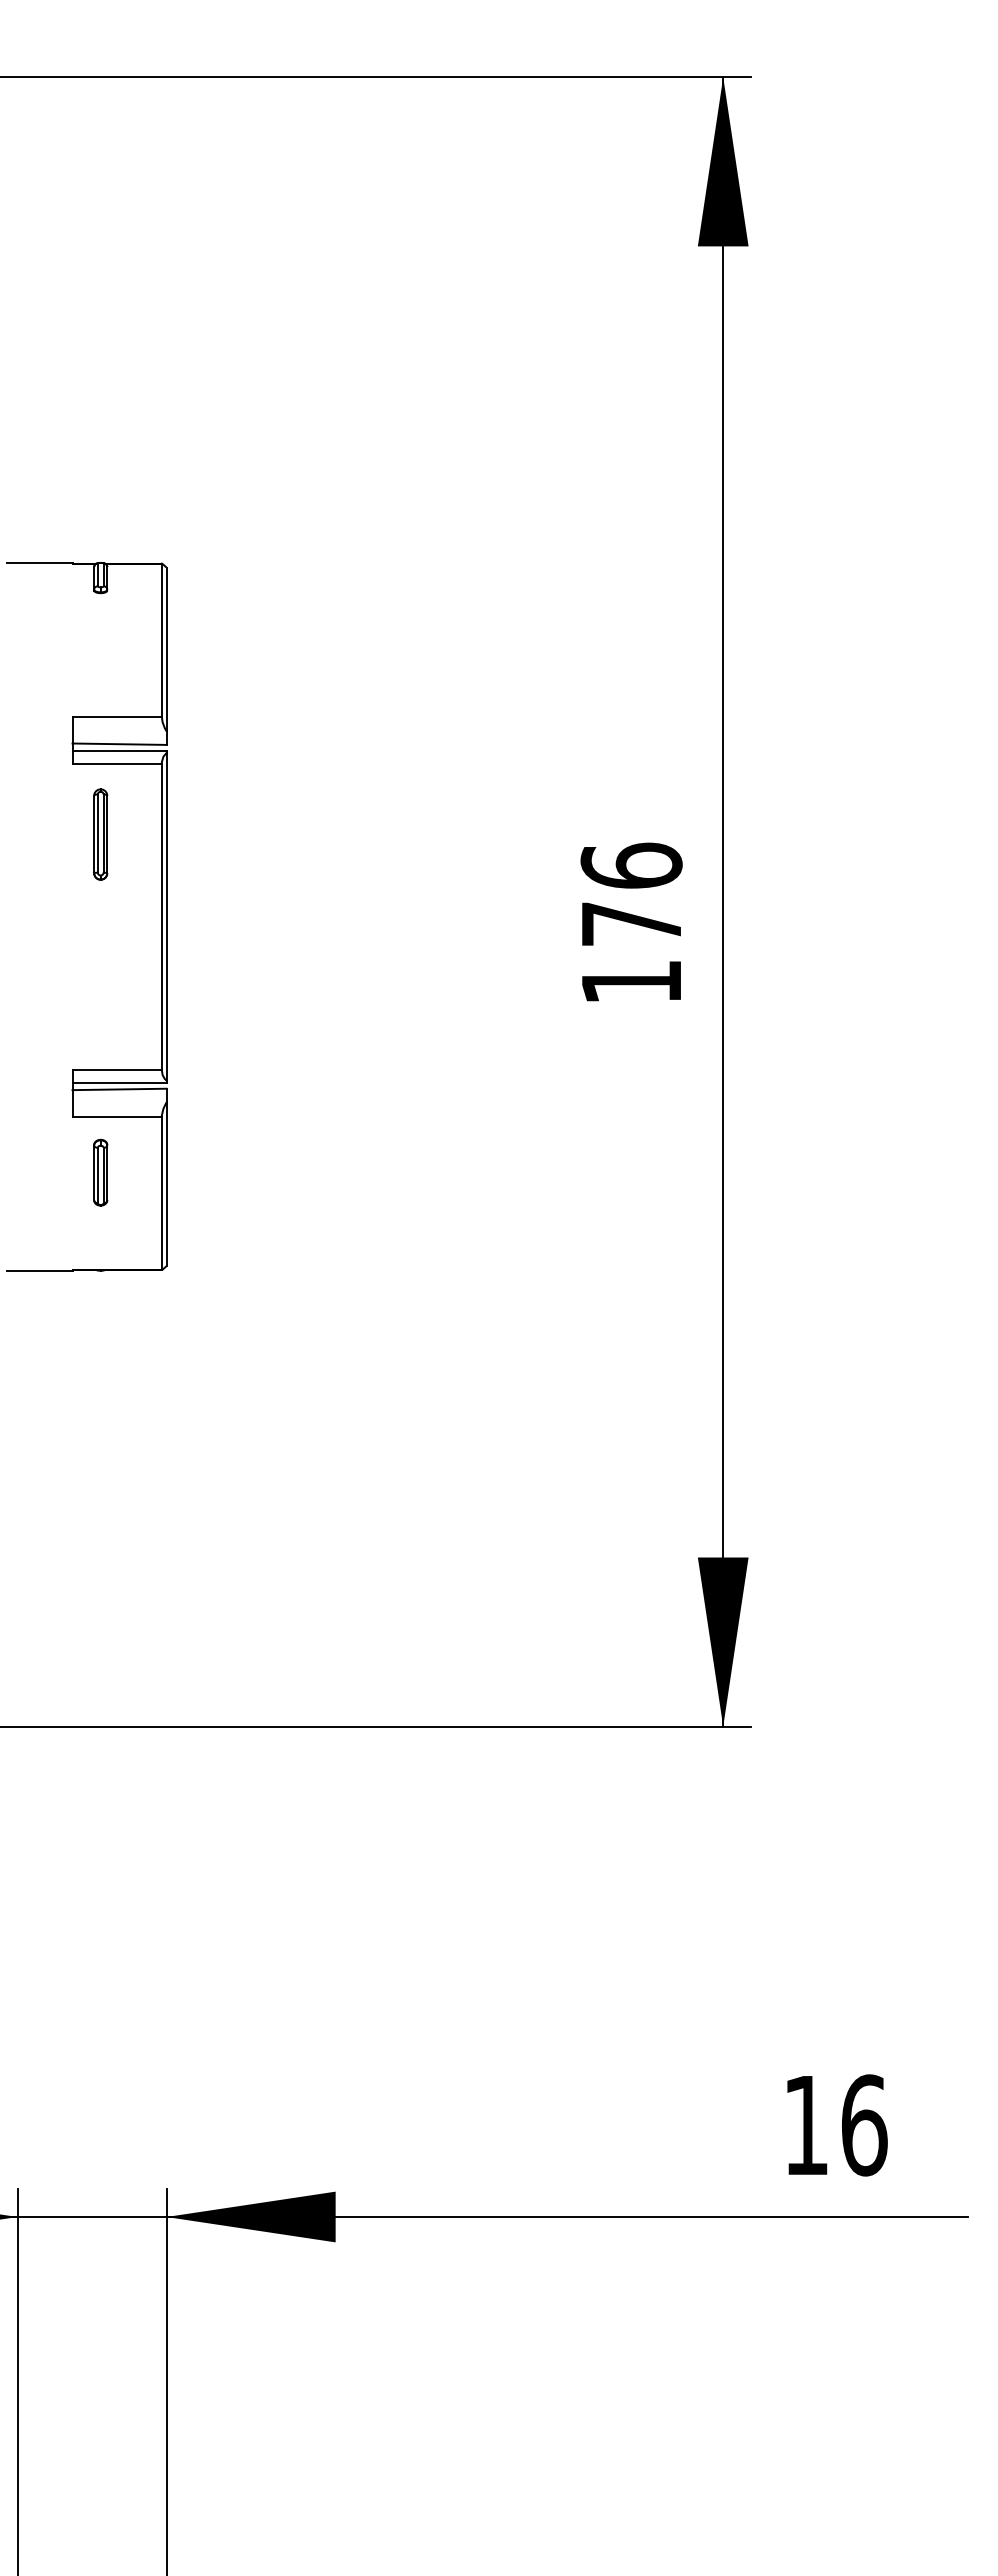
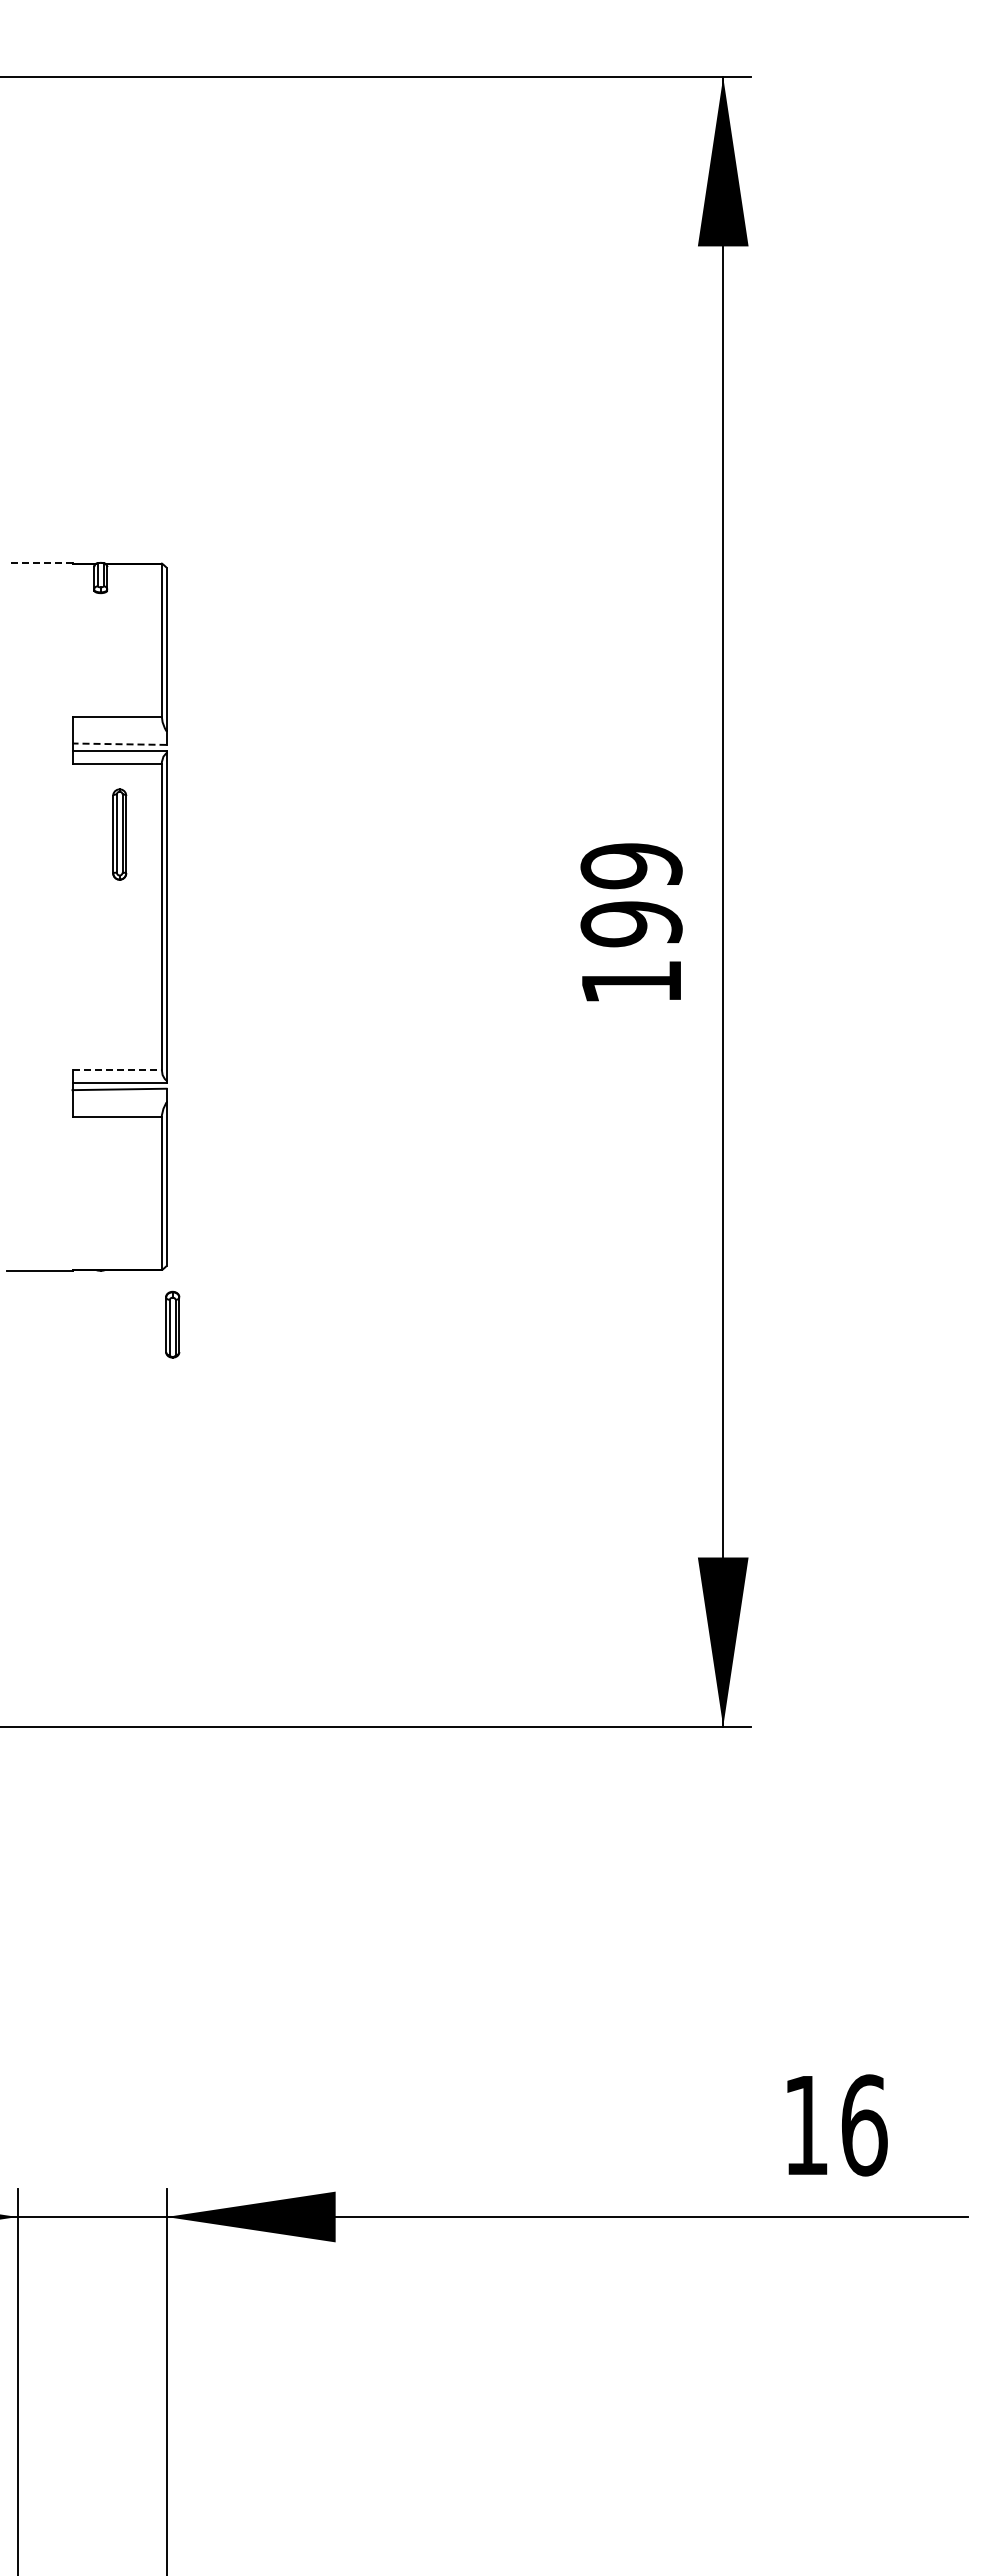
line: solid -> dashed (39, 562)
line: solid -> dashed (119, 744)
part position: (100, 834) -> (119, 834) (119, 834)
text: 176 -> 199 (631, 894)
line: solid -> dashed (117, 1069)
part position: (100, 1172) -> (172, 1324) (172, 1324)
